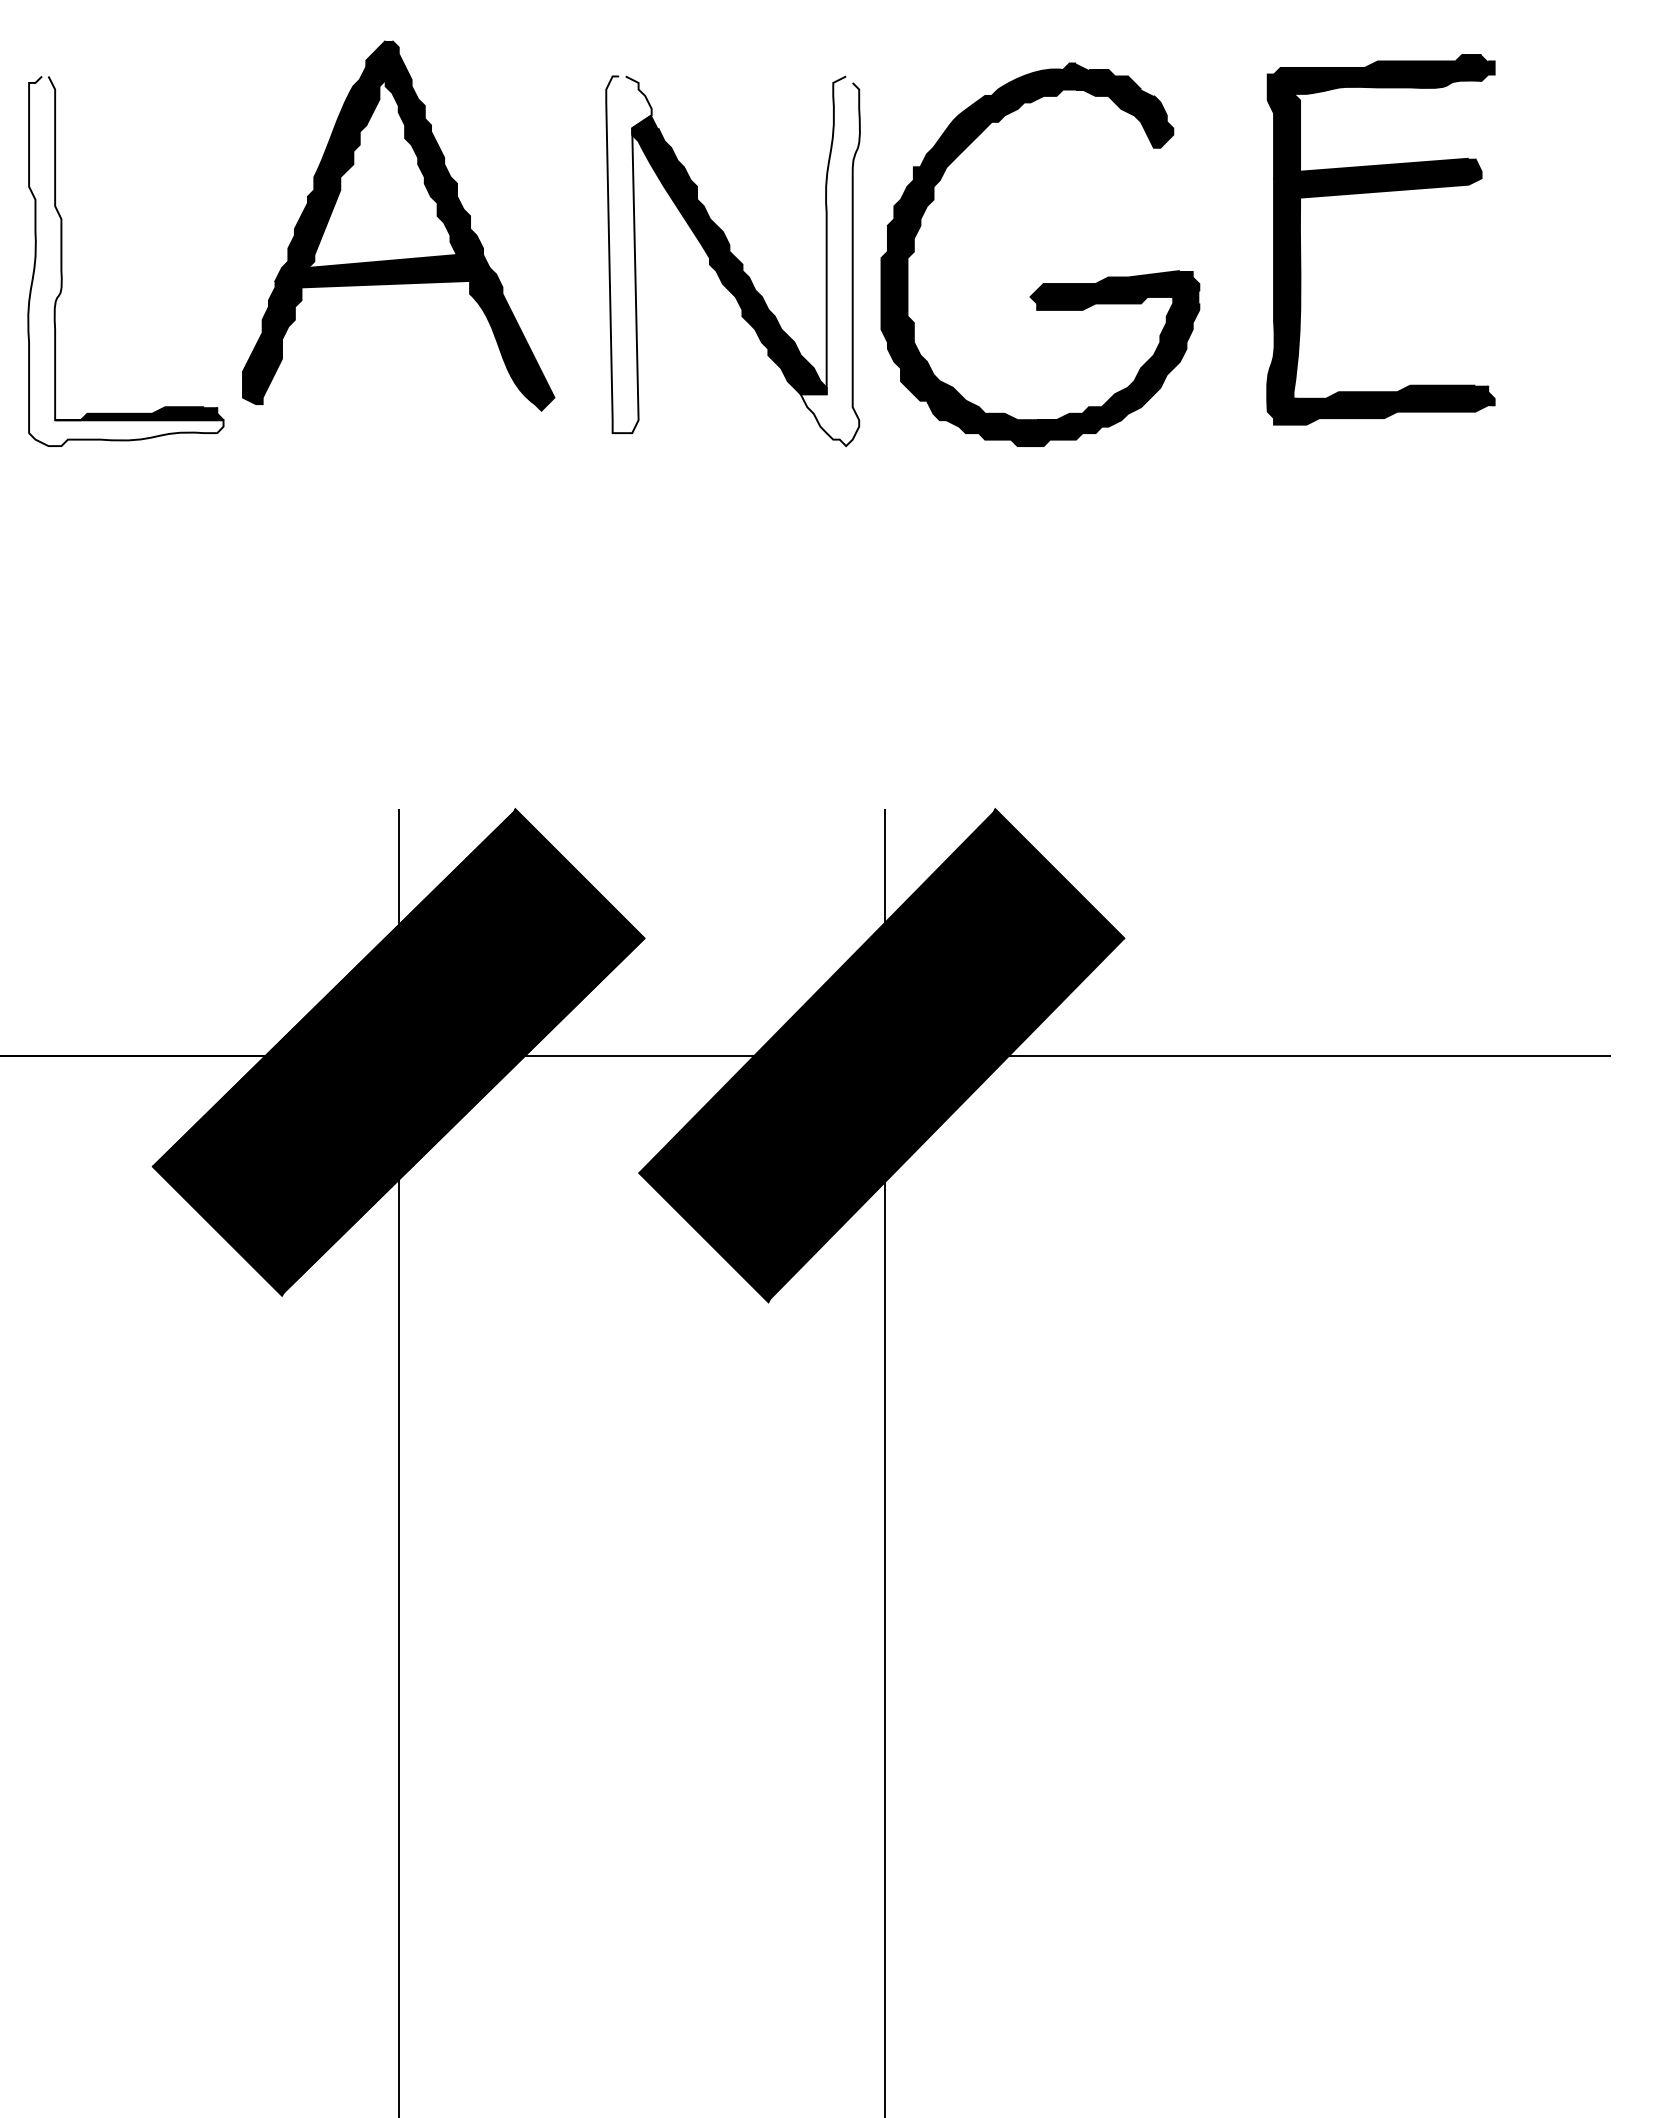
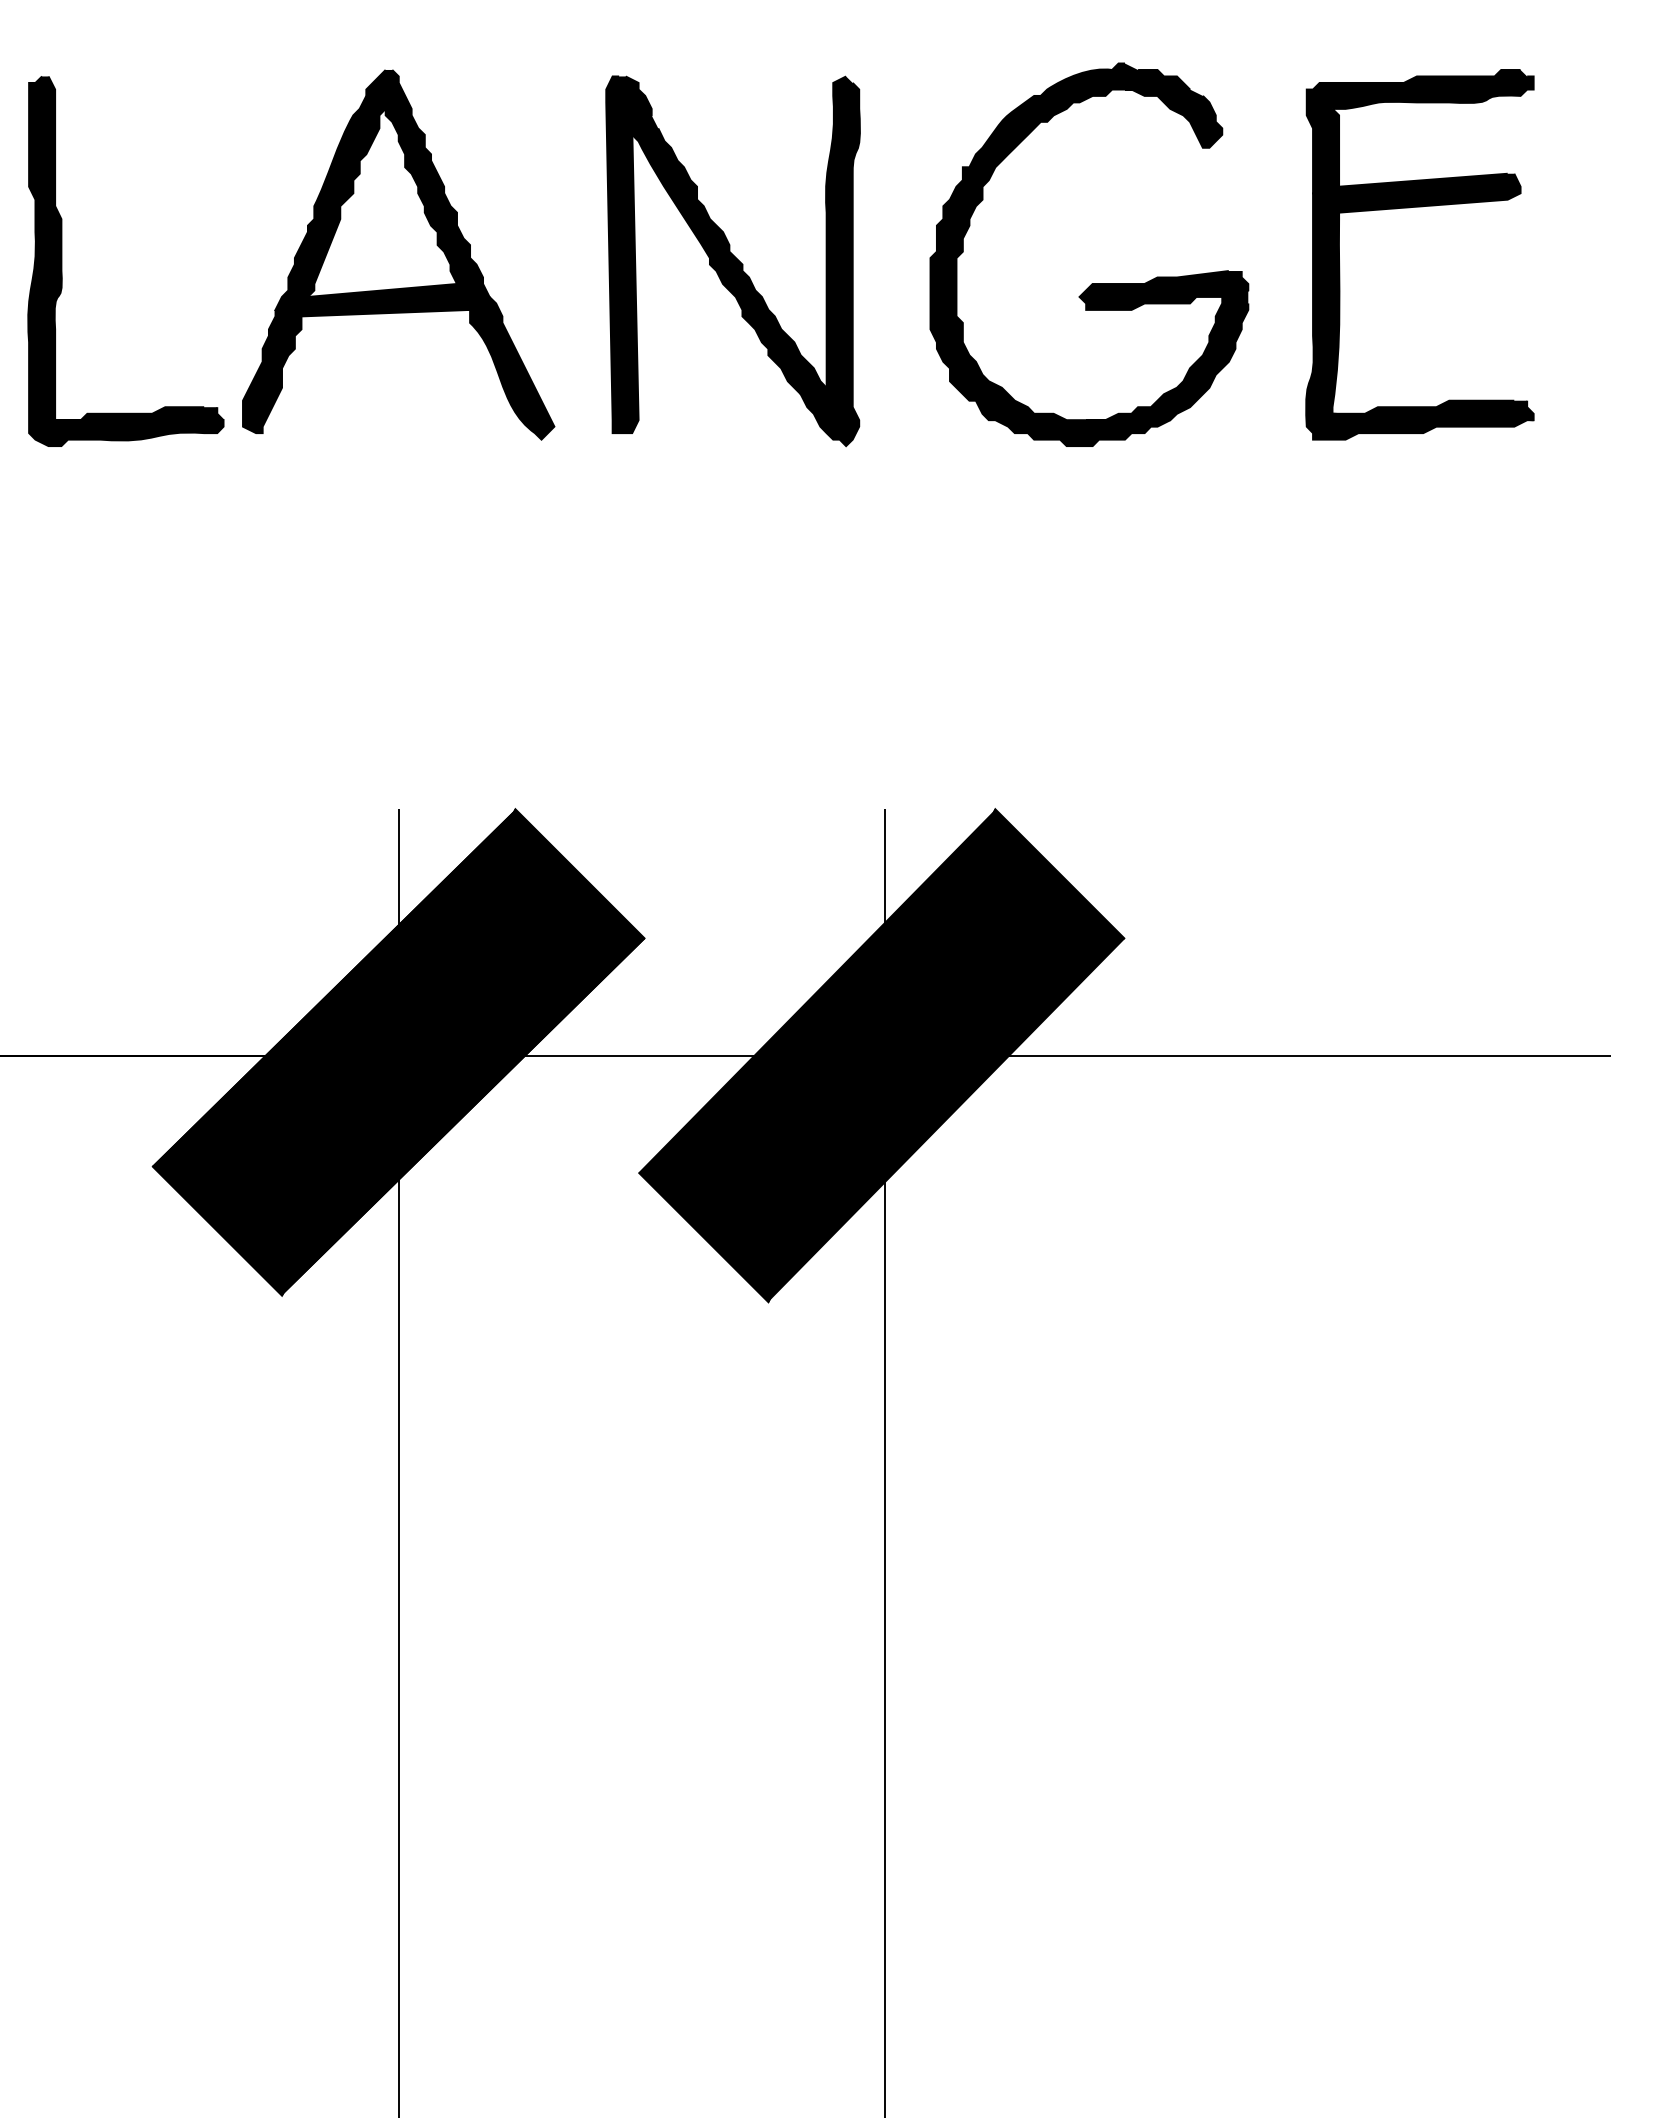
part position: (1371, 193) -> (1410, 208) (1410, 208)
part position: (398, 225) -> (398, 254) (398, 254)
fill: none -> present (628, 254)
fill: none -> present (125, 261)
fill: none -> present (829, 261)
part position: (1042, 283) -> (1091, 283) (1091, 283)
